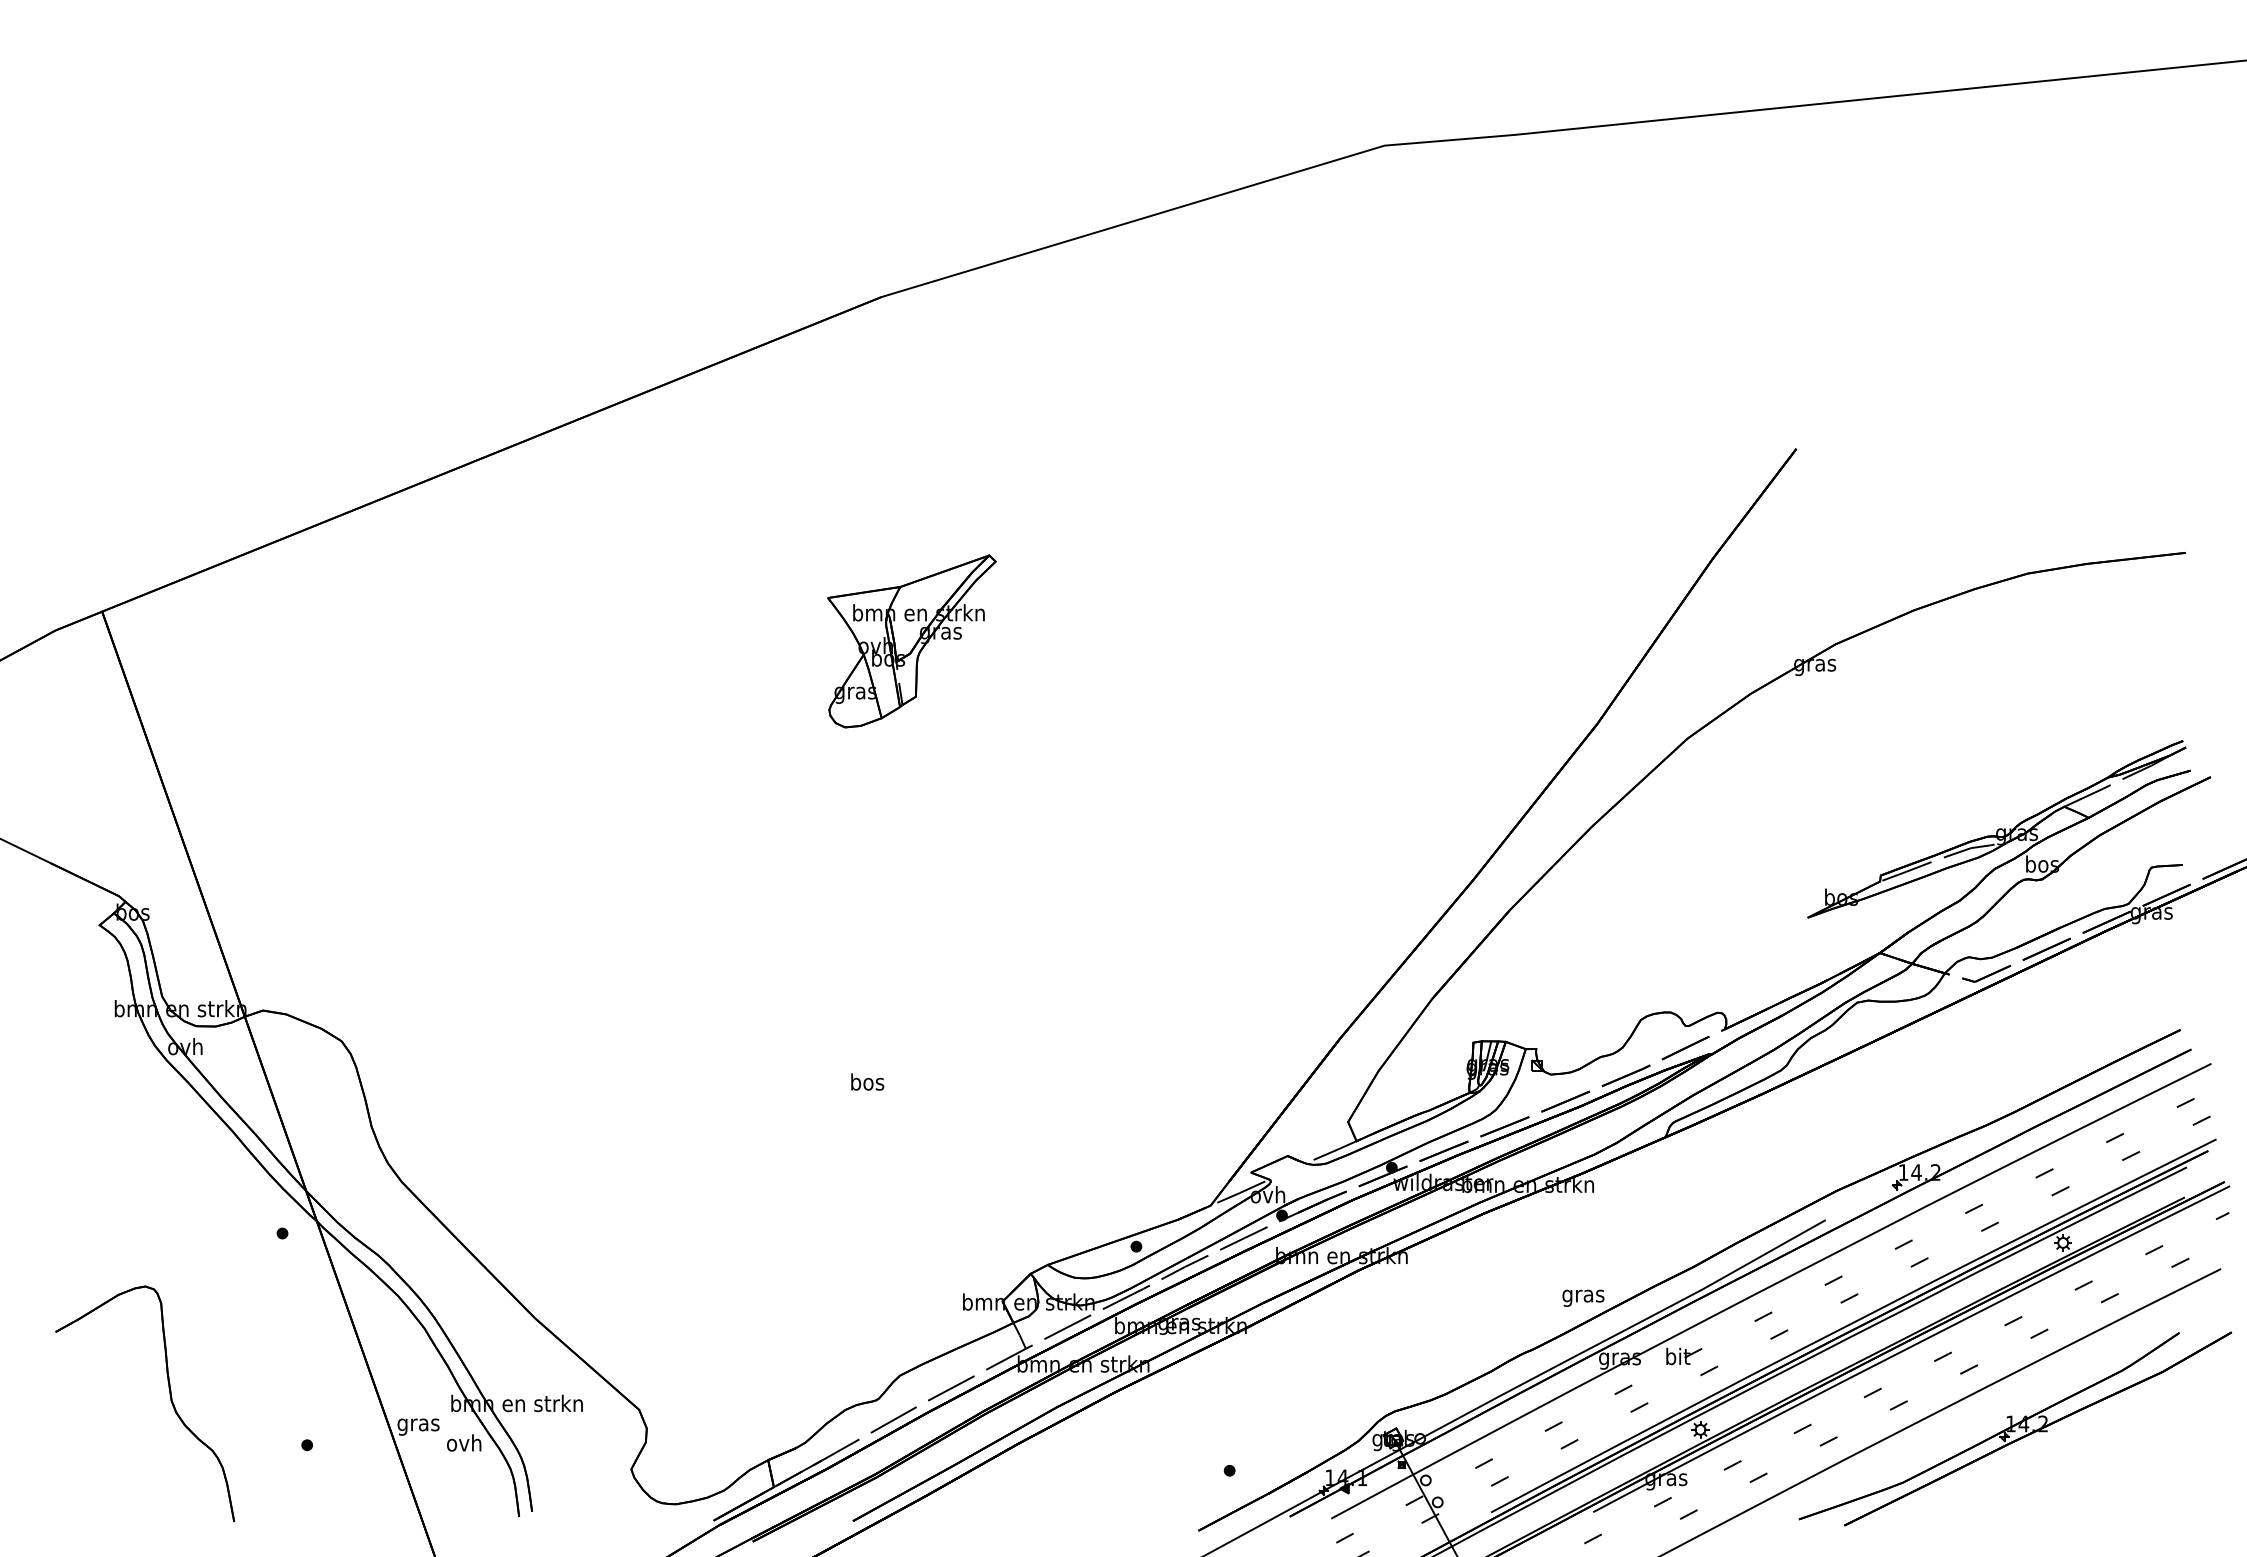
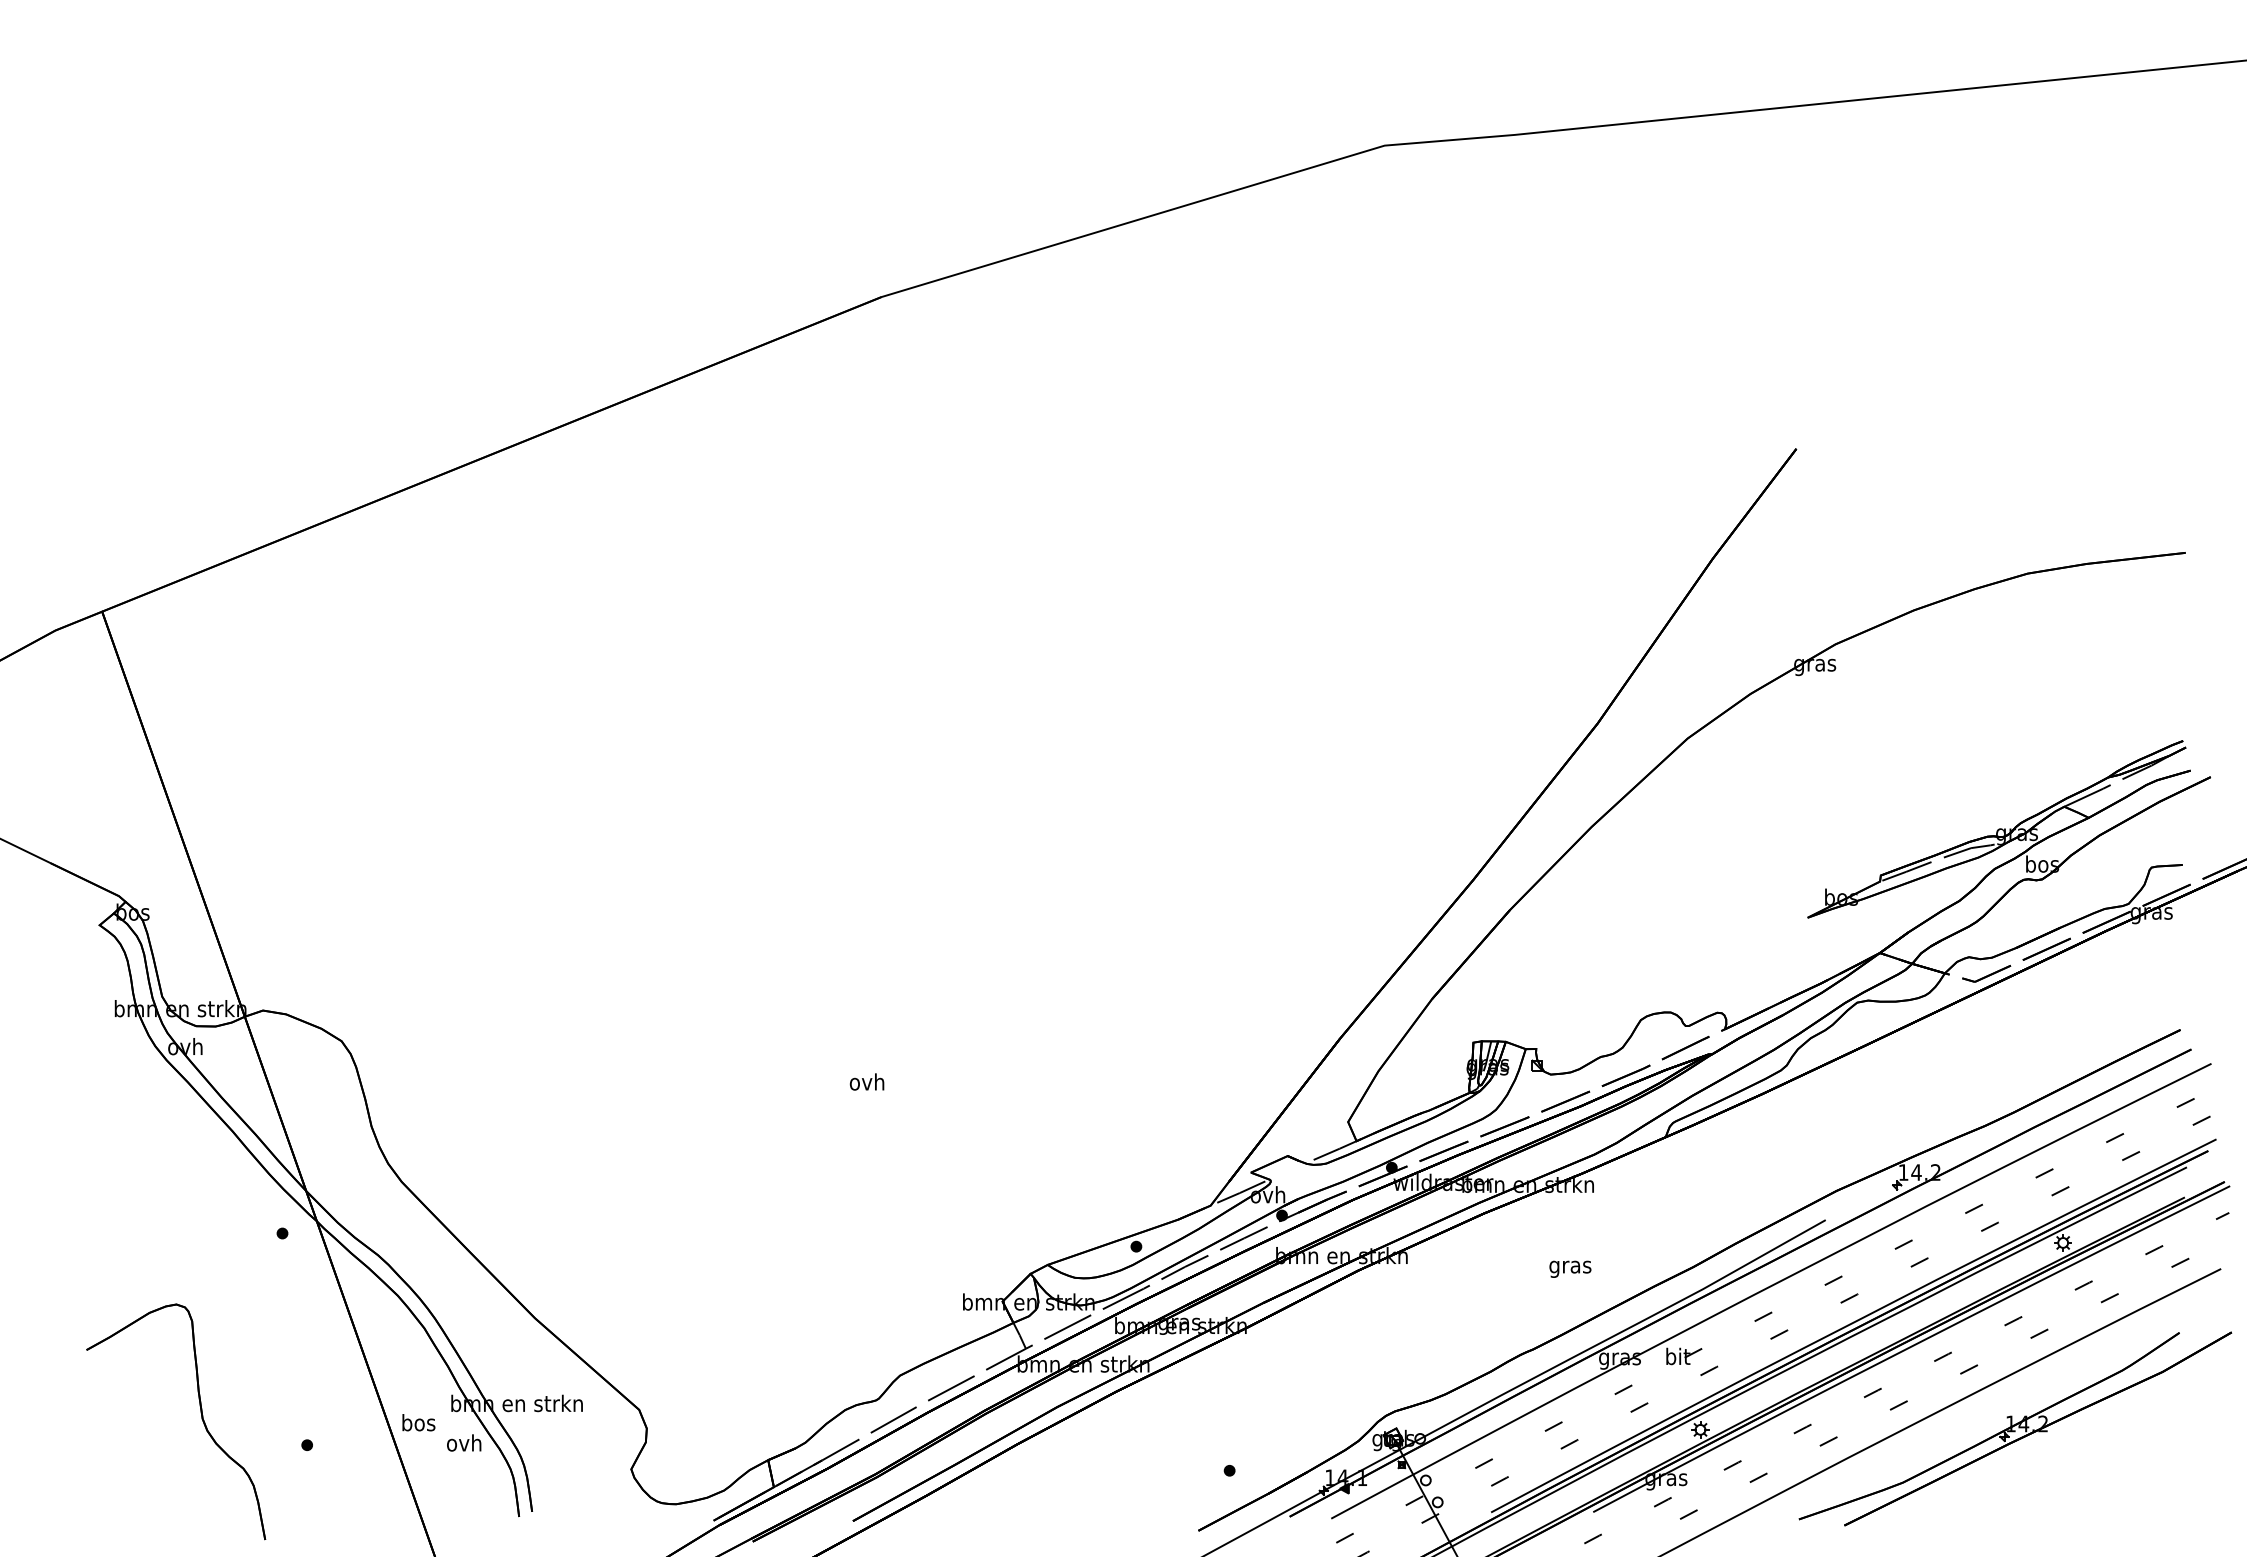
part: present -> none (911, 641)
text: bos -> ovh (866, 1081)
text position: (1583, 1297) -> (1570, 1268) (1570, 1268)
part position: (170, 1401) -> (201, 1419) (201, 1419)
text: gras -> bos (418, 1424)
